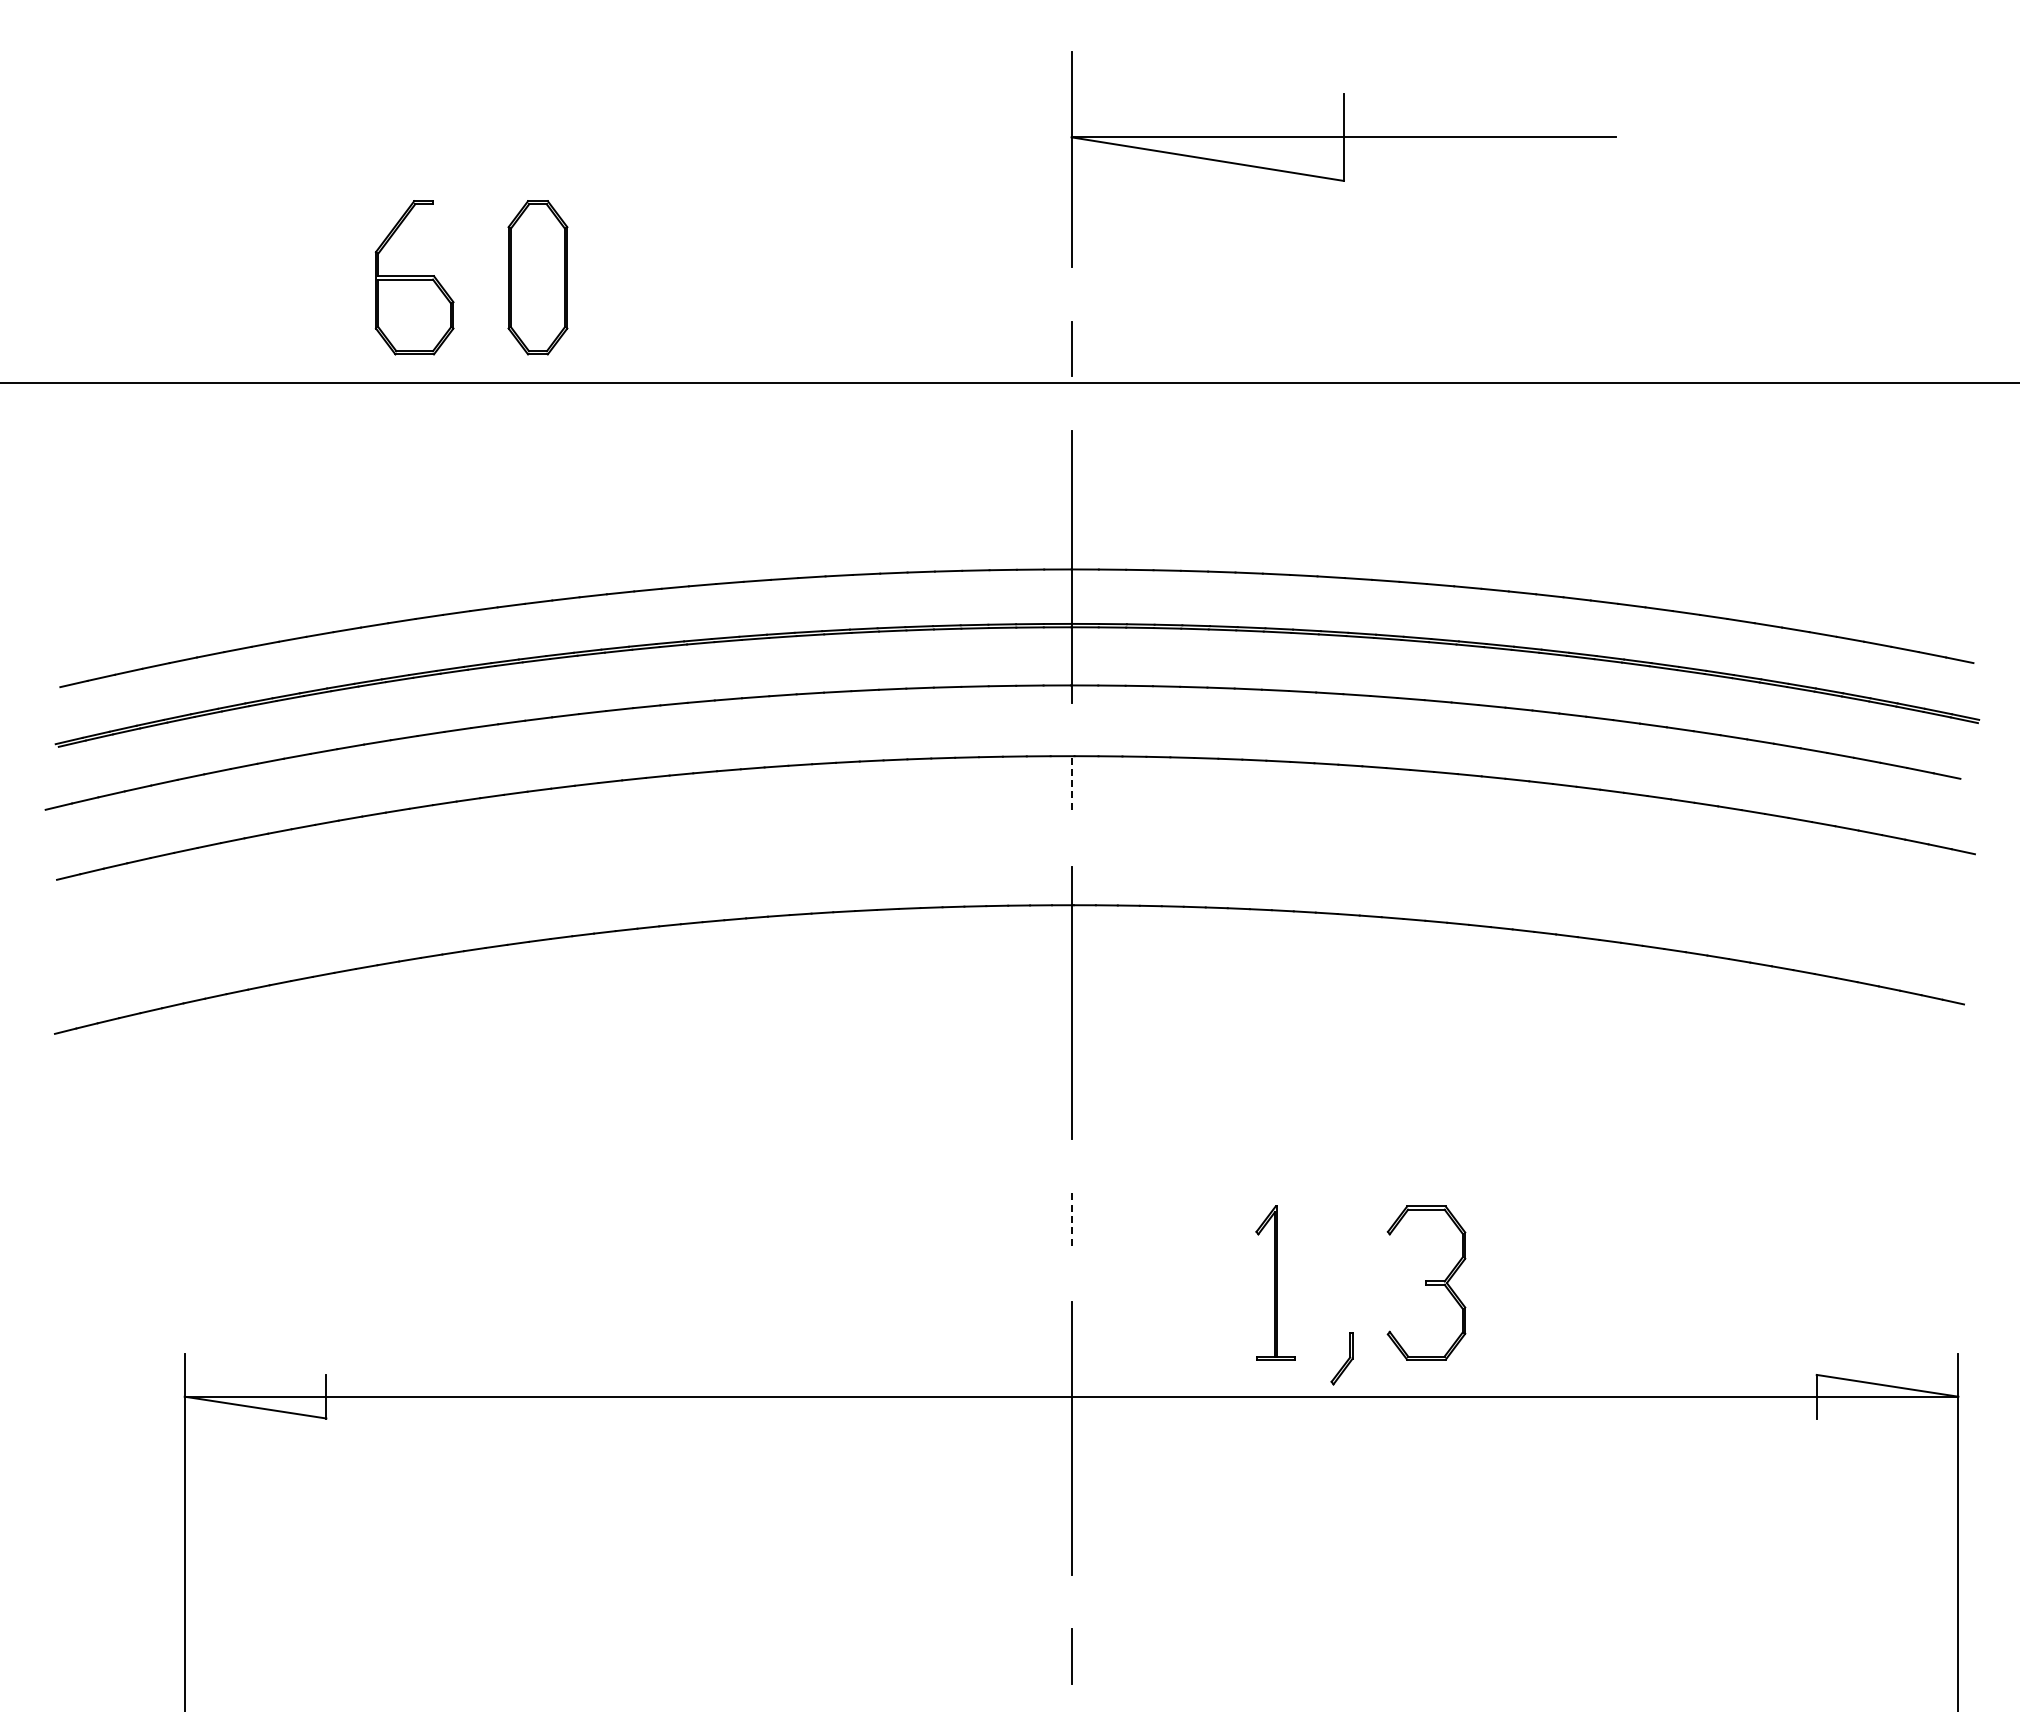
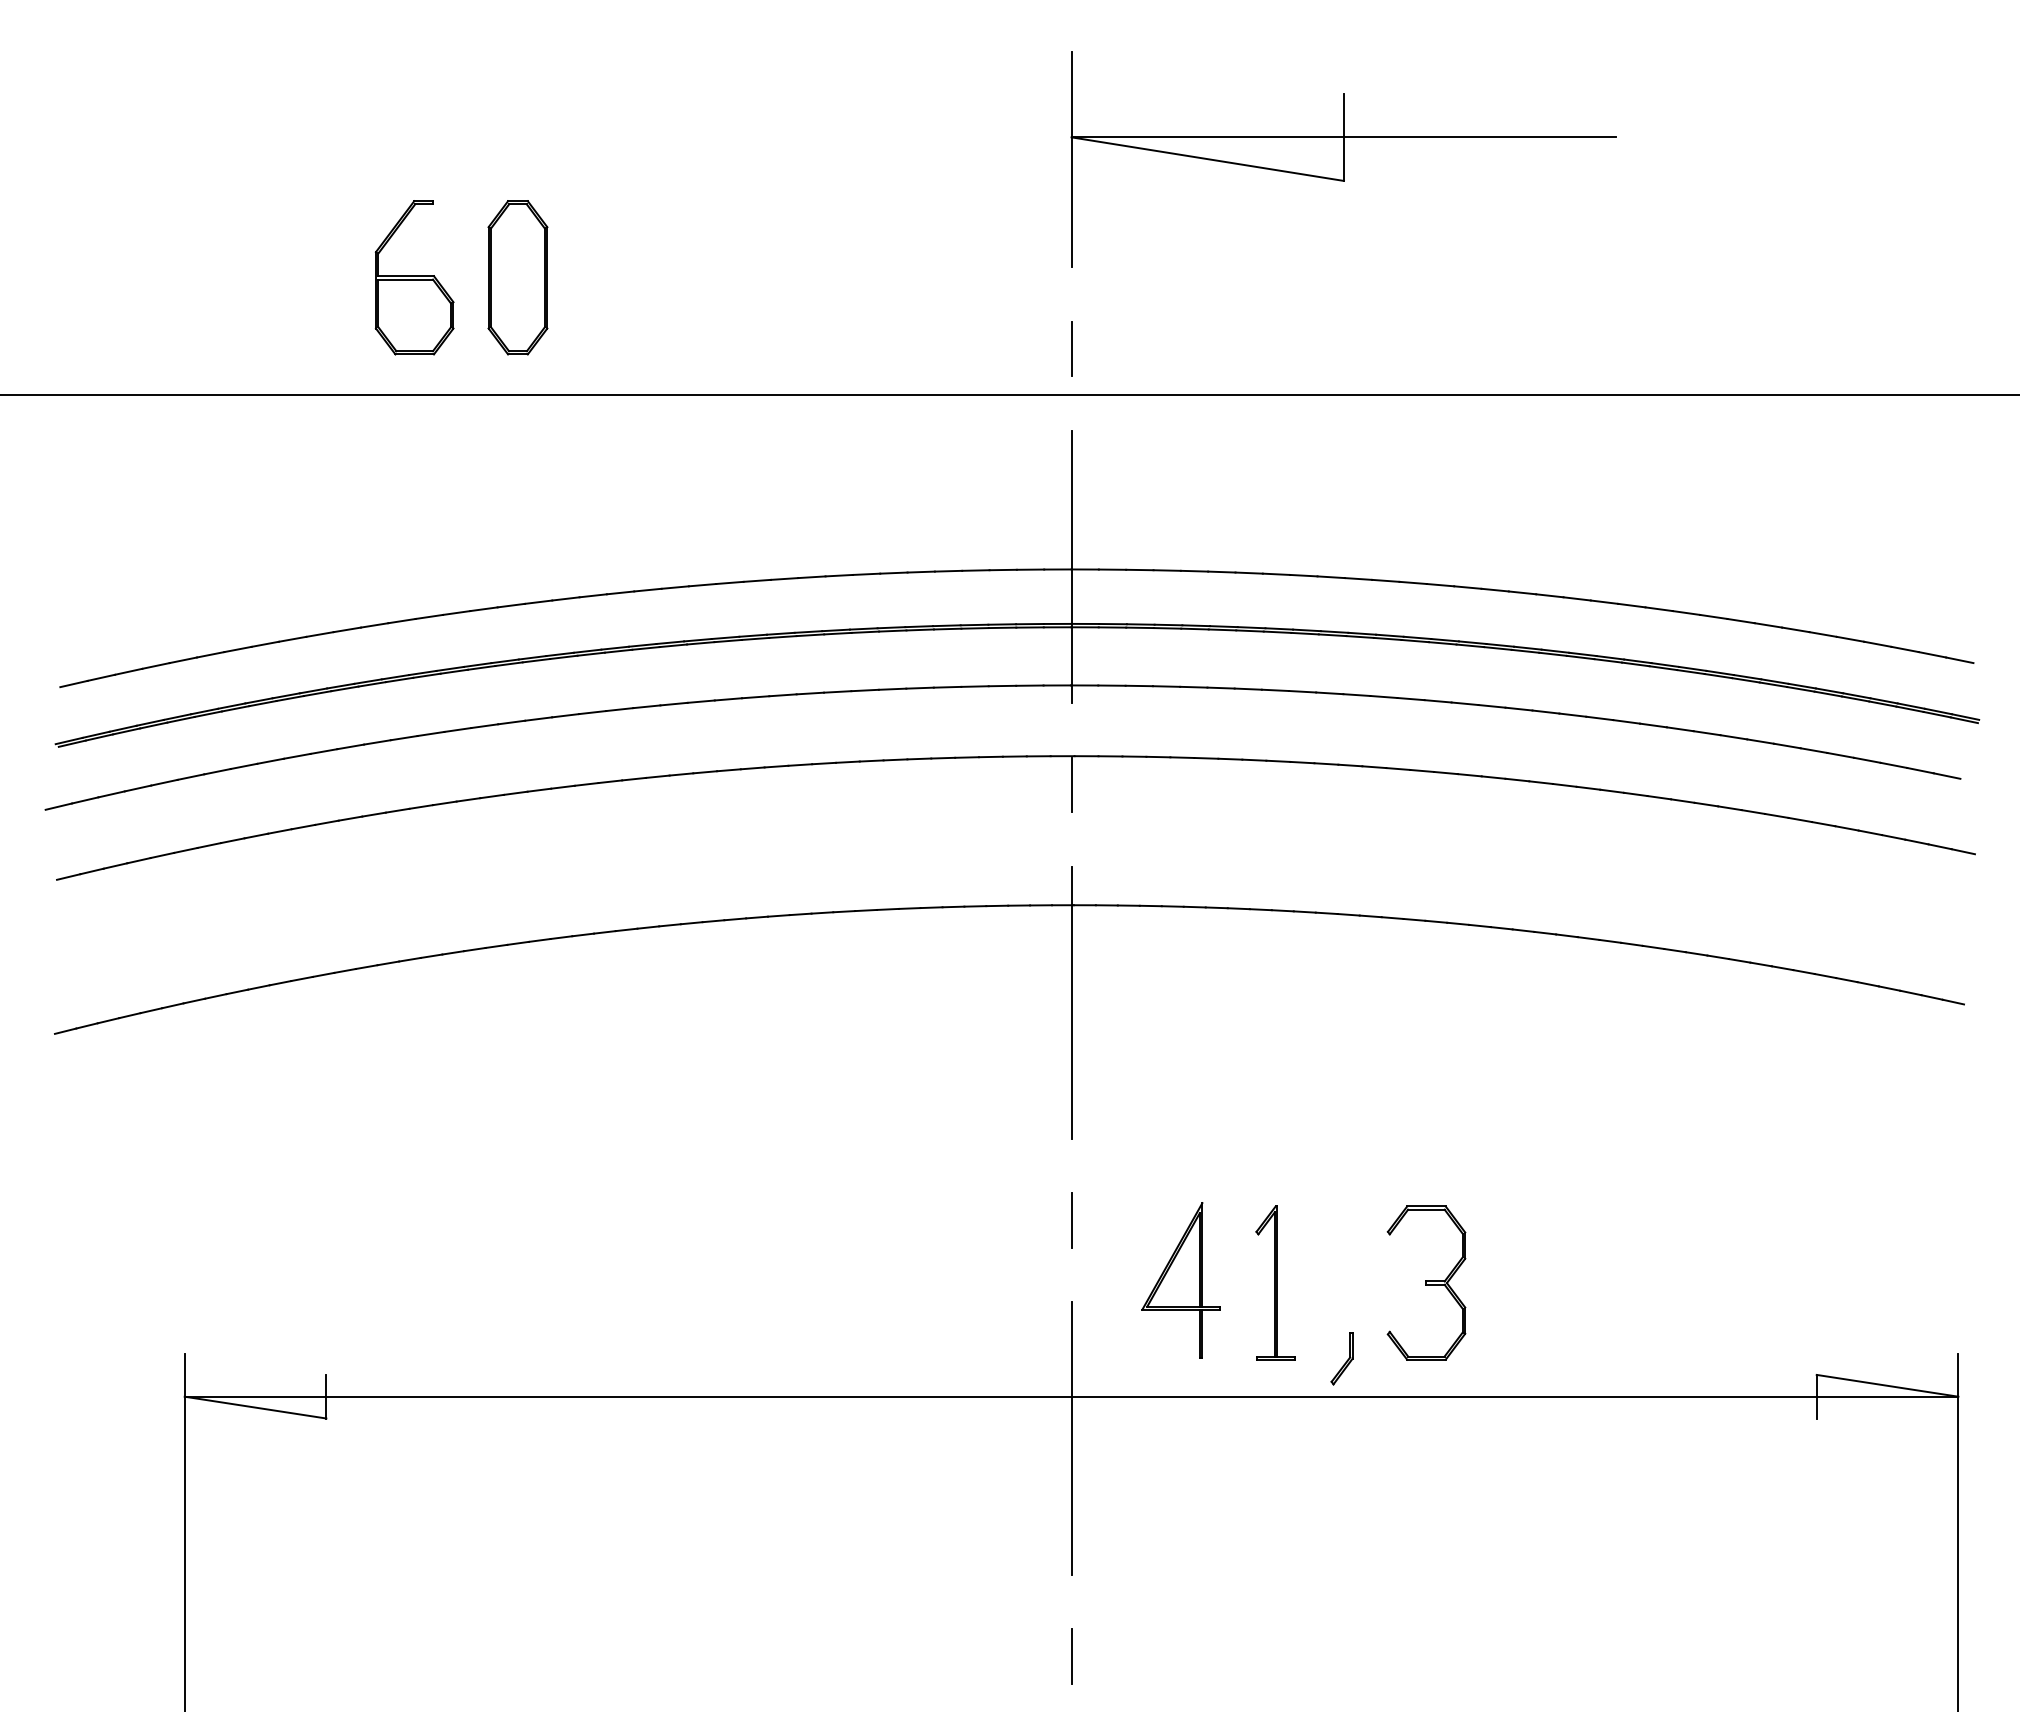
part position: (537, 277) -> (517, 277) (517, 277)
line position: (1009, 382) -> (1009, 394) (1009, 394)
line: dashed -> solid (1071, 785)
line: dashed -> solid (1071, 1221)
part: none -> present (1180, 1280)
